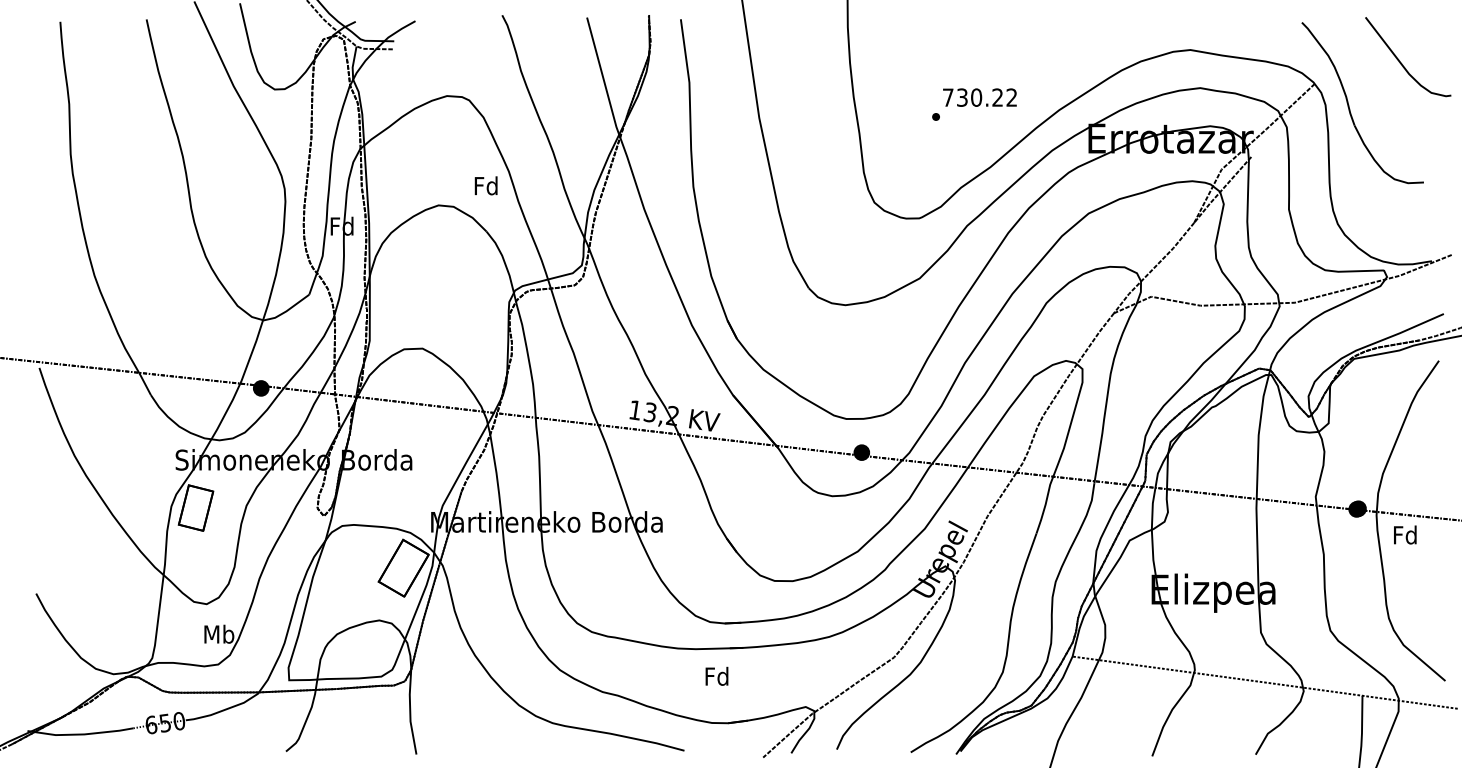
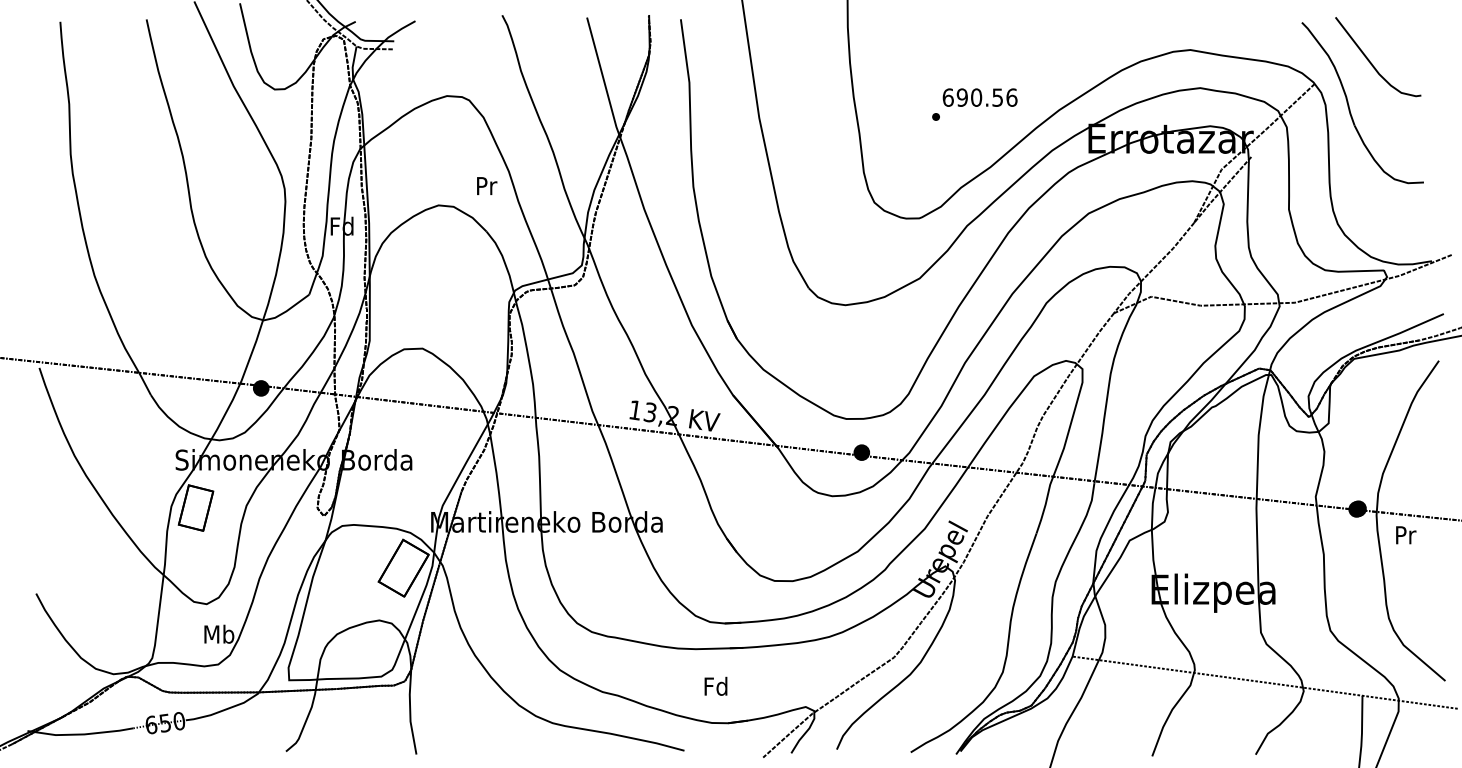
curve position: (1402, 63) -> (1372, 63) (1372, 63)
text: 730.22 -> 690.56 (979, 97)
text: Fd -> Pr (485, 185)
text: Fd -> Pr (1405, 534)
text position: (716, 675) -> (715, 685) (715, 685)
